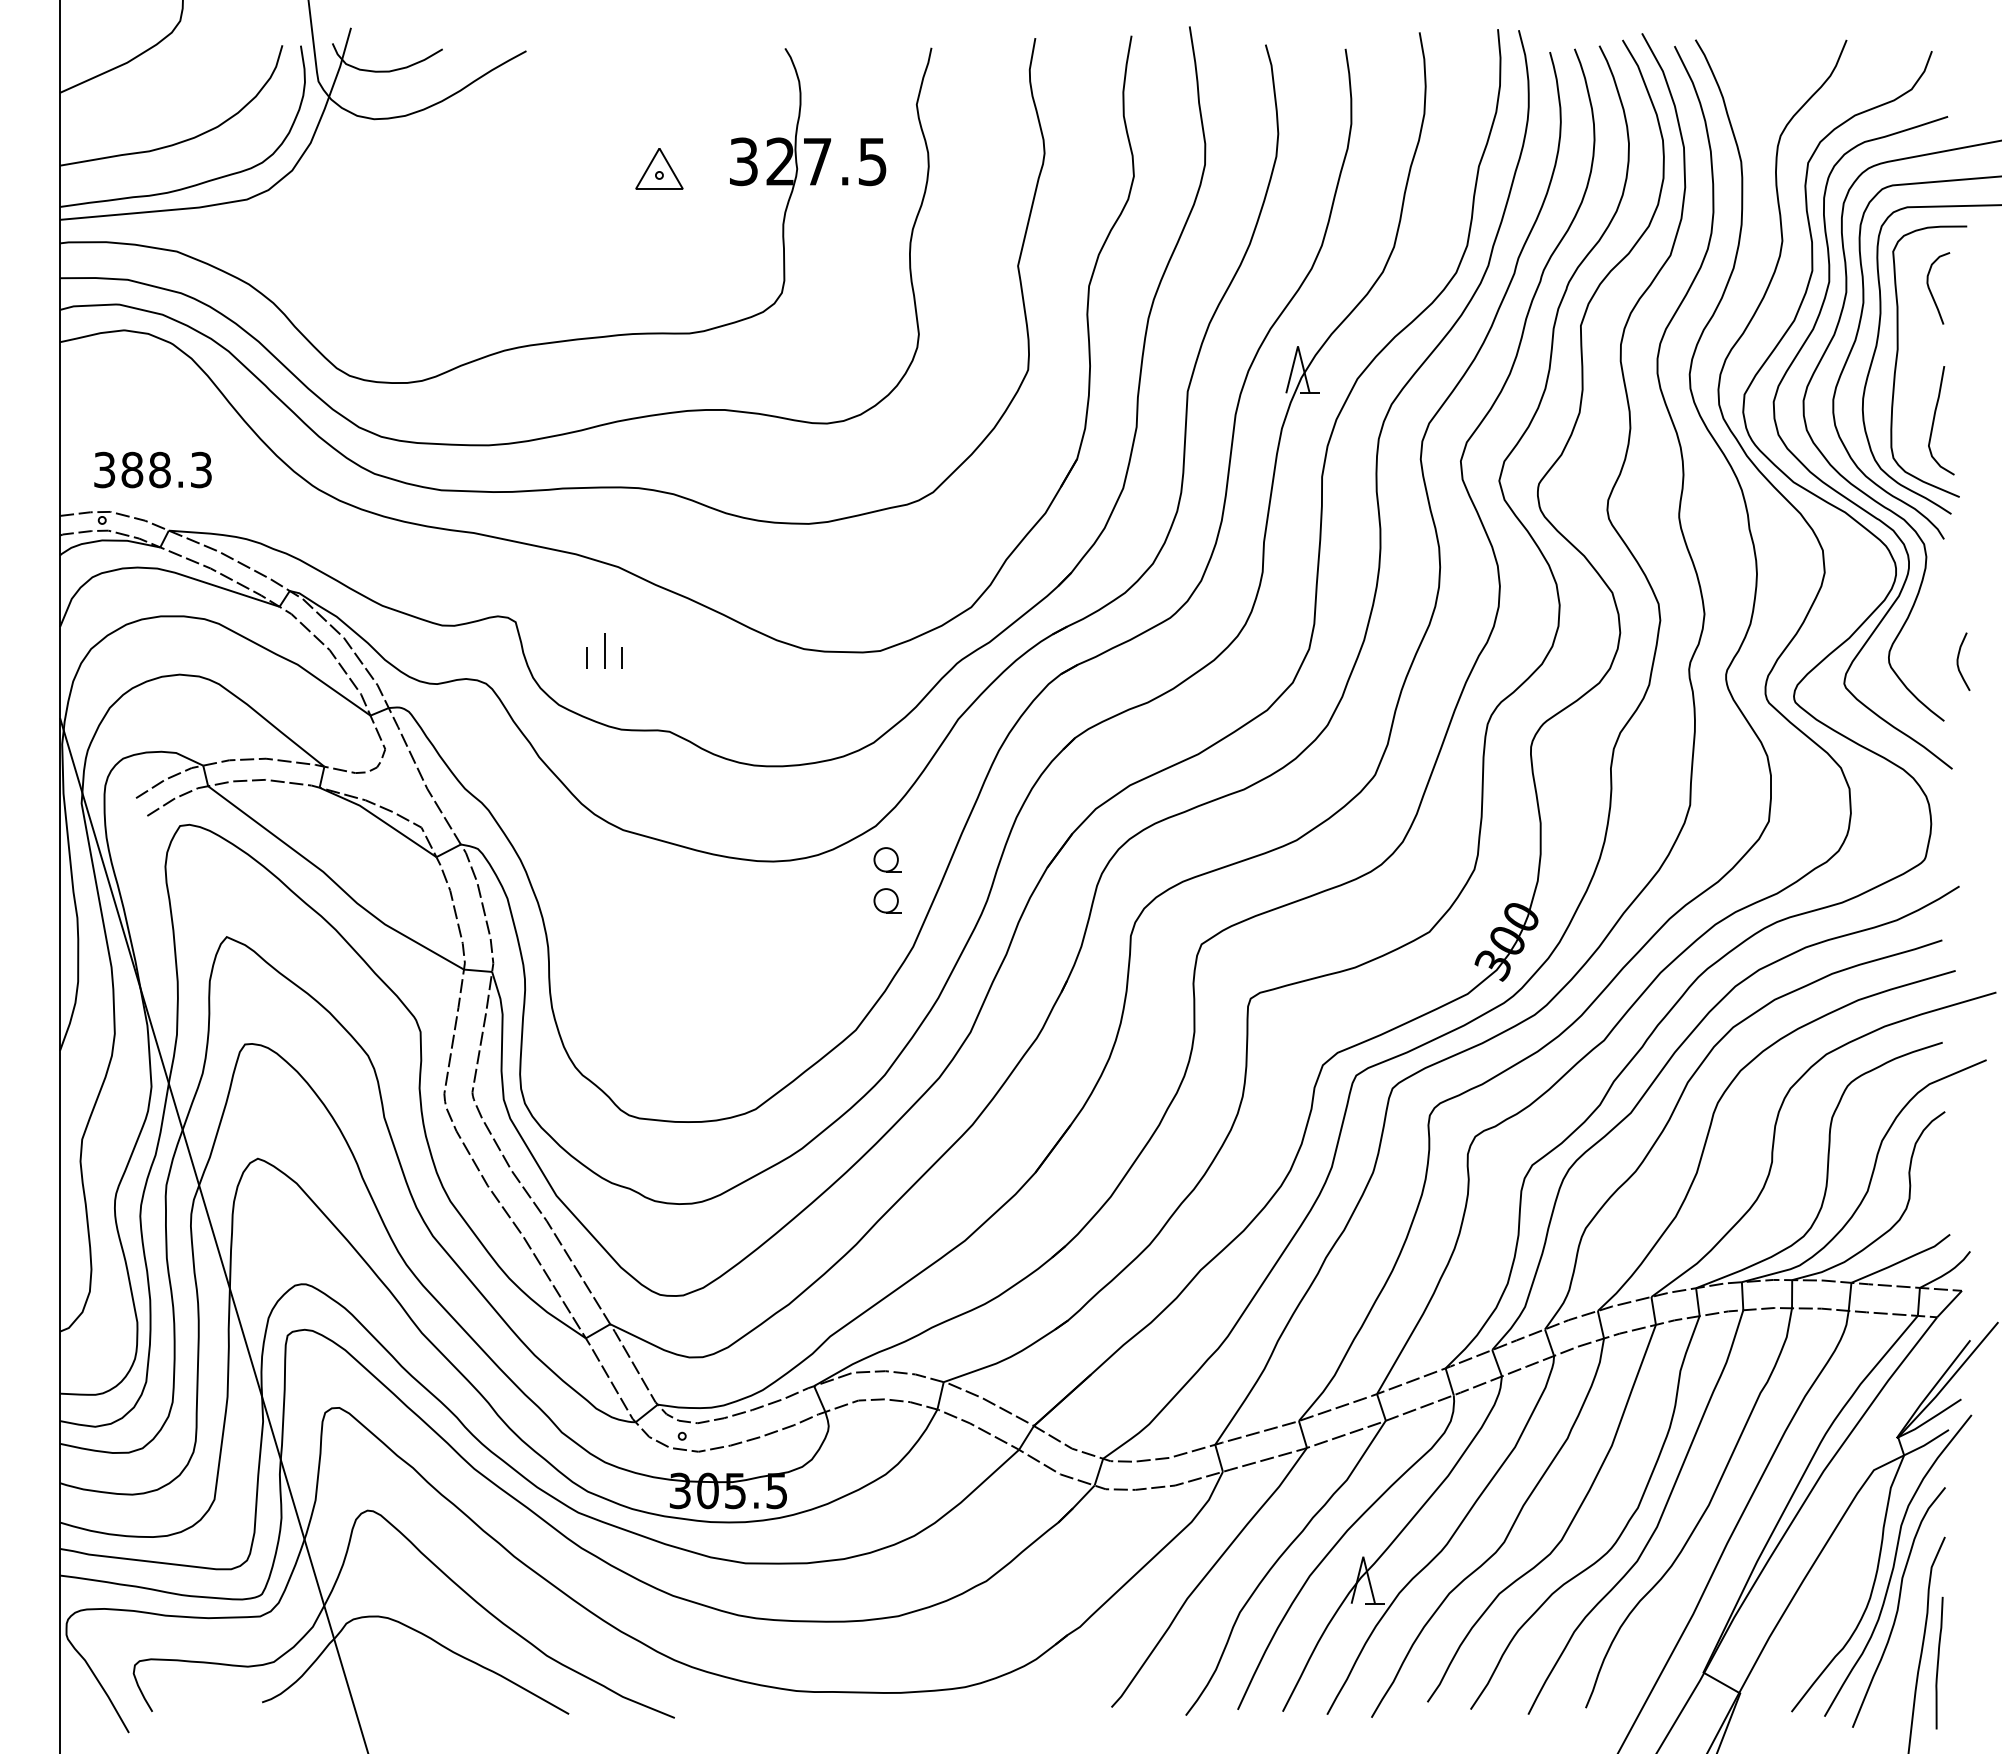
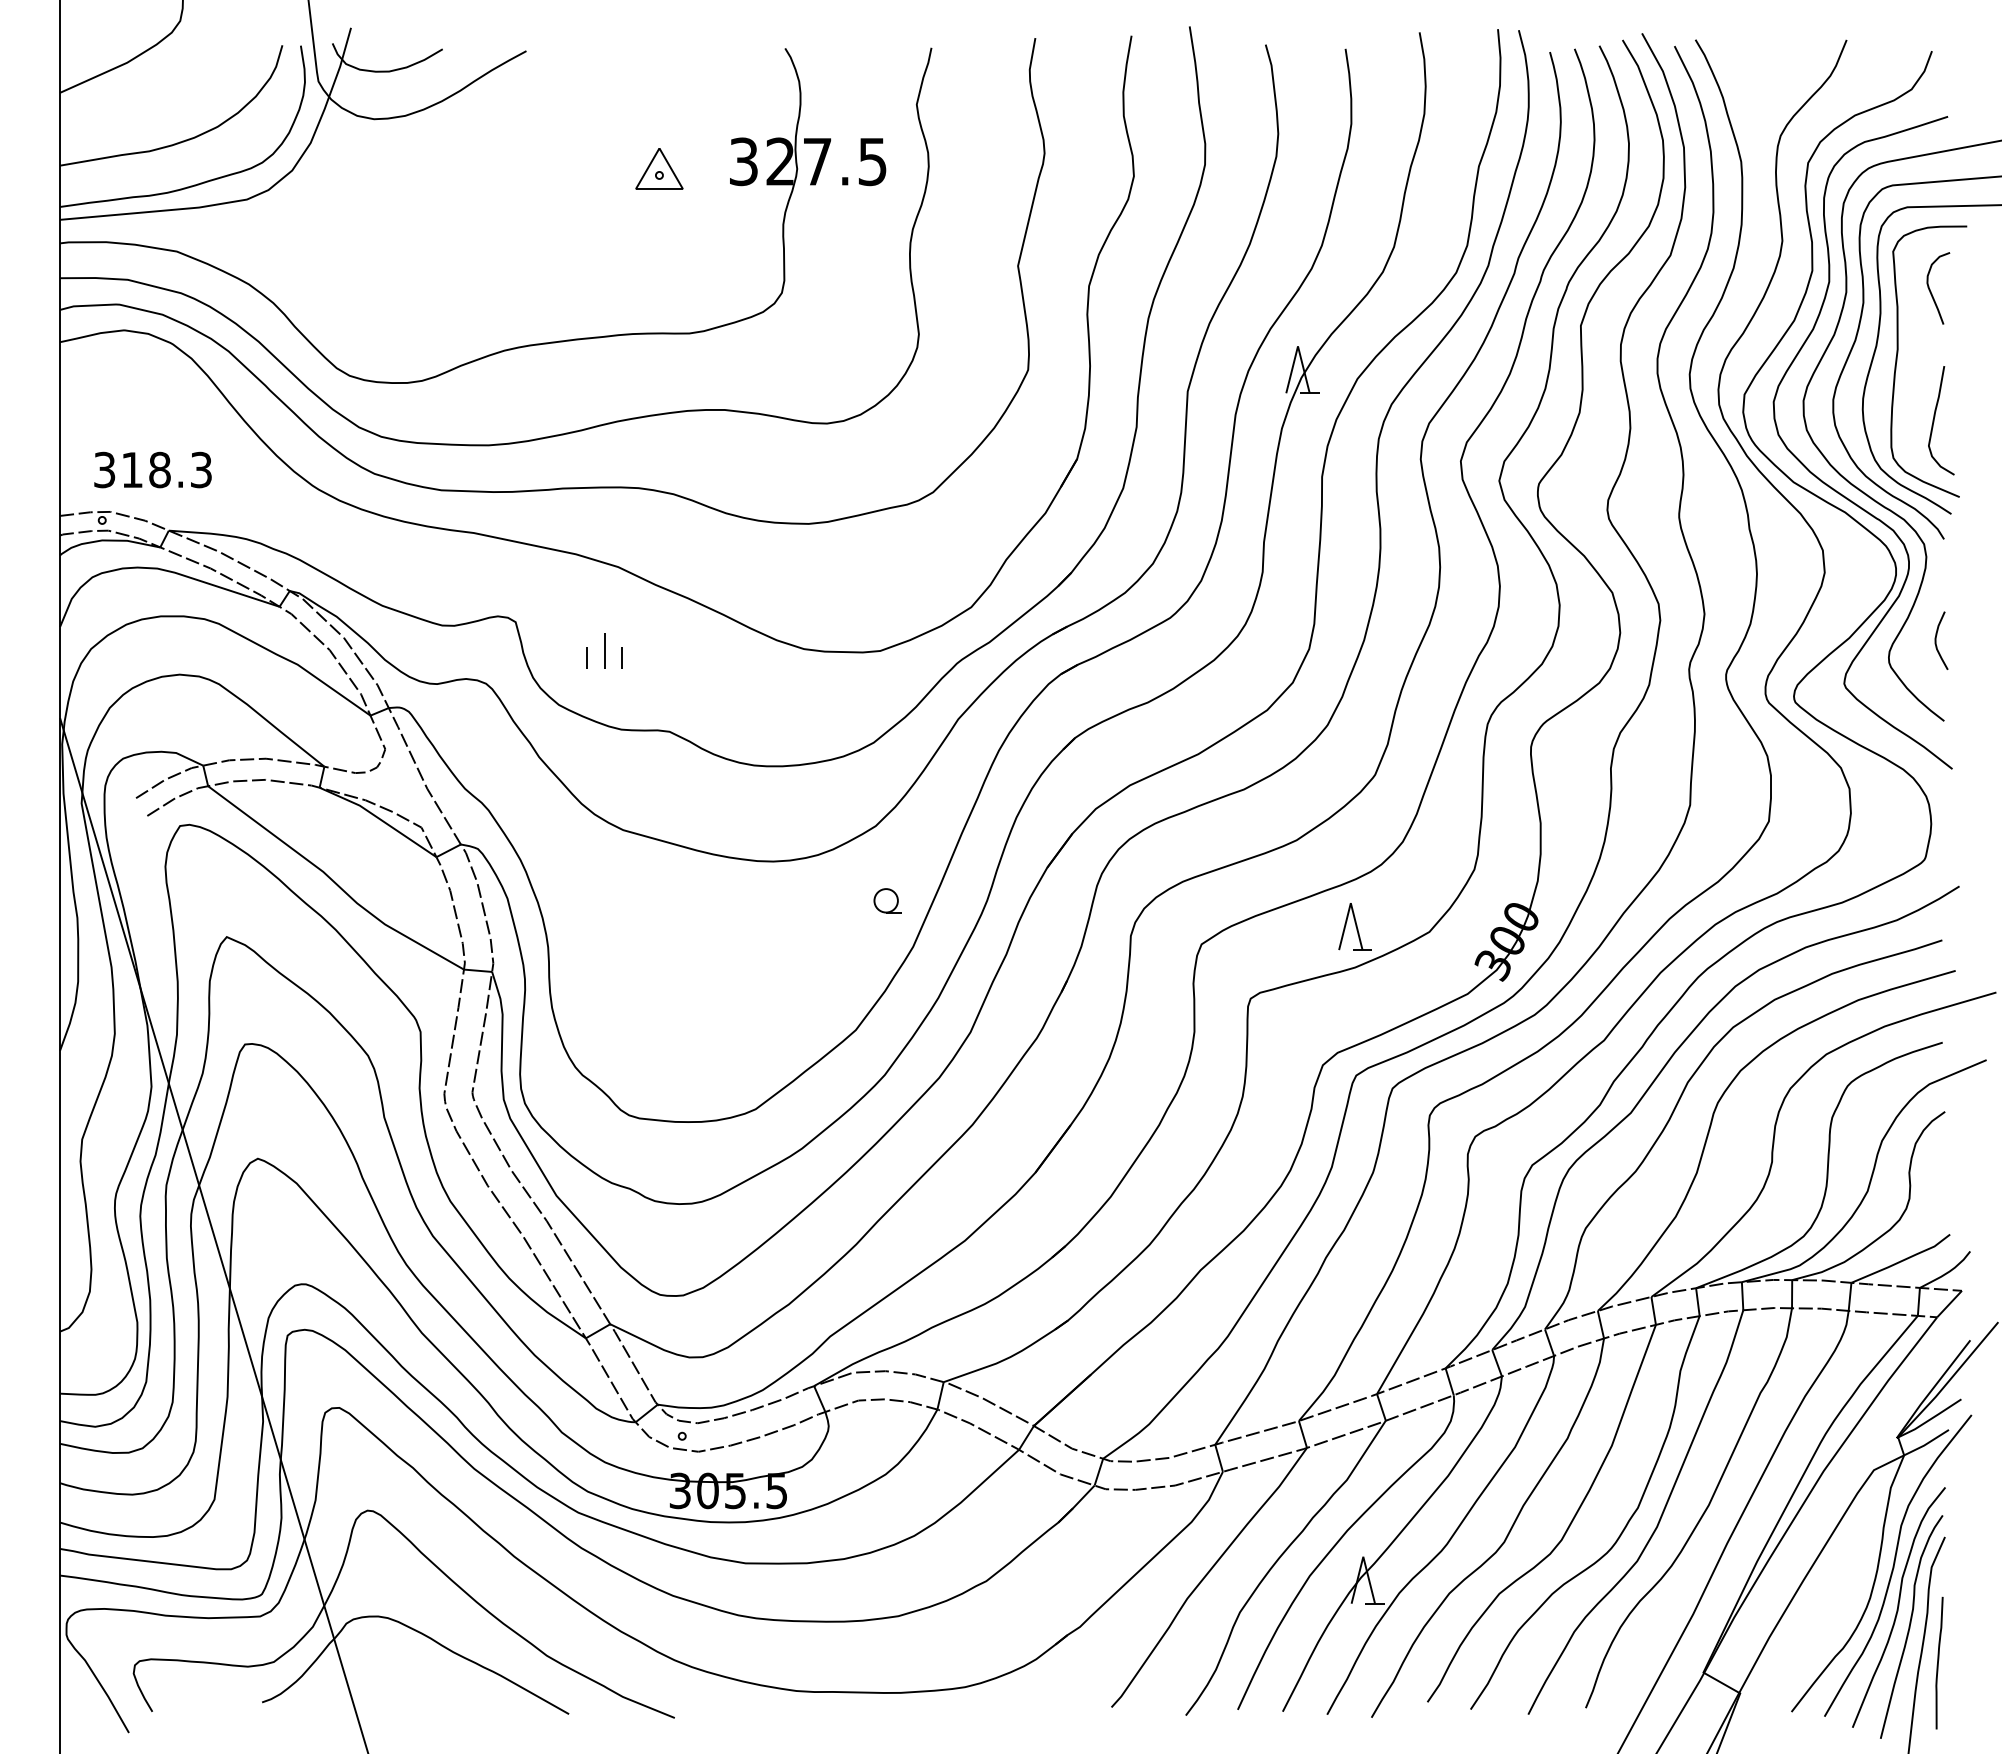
text: 388.3 -> 318.3 (132, 469)
curve position: (1958, 661) -> (1936, 640) (1936, 640)
part: present -> none (887, 859)
part: none -> present (1354, 926)
curve: none -> present (1910, 1626)
